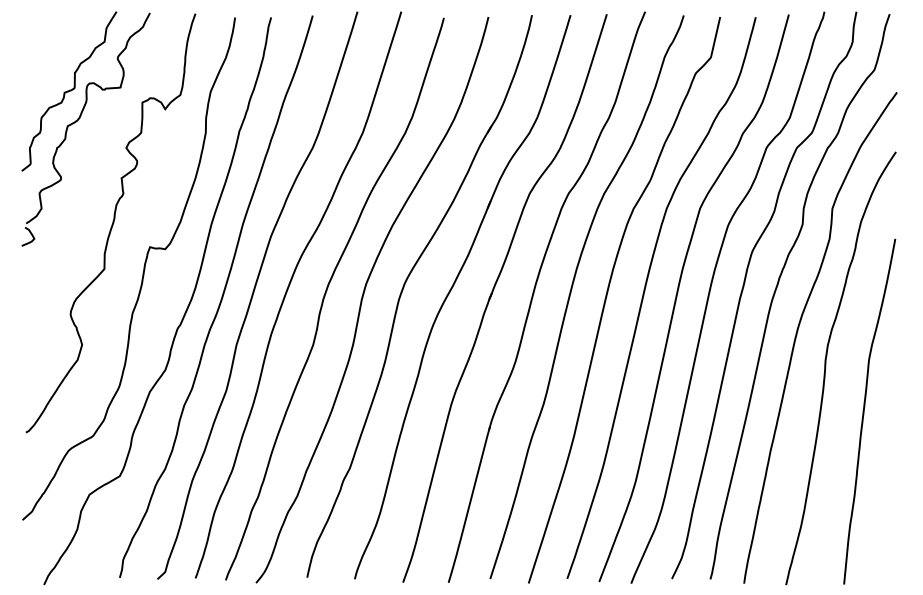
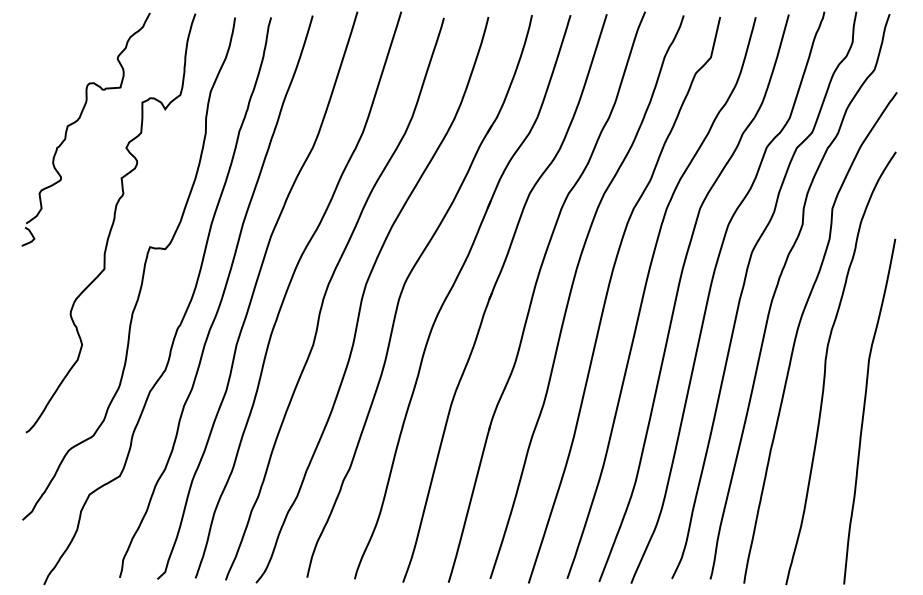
curve: present -> none (69, 91)
